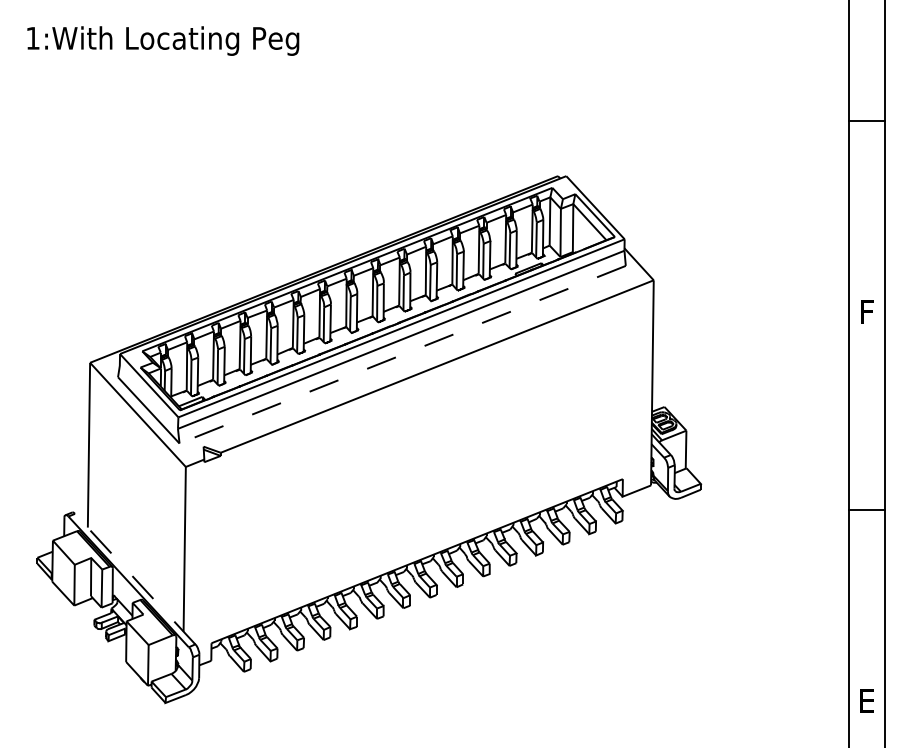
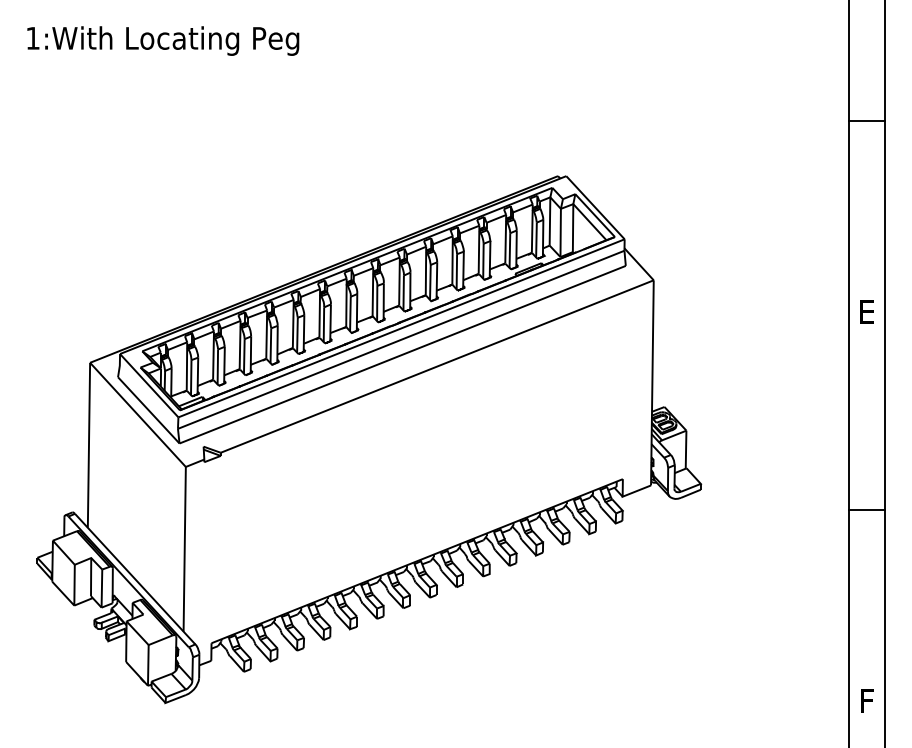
text: F -> E (866, 311)
line: dashed -> solid (402, 354)
line: dashed -> solid (135, 579)
text: E -> F (866, 700)
